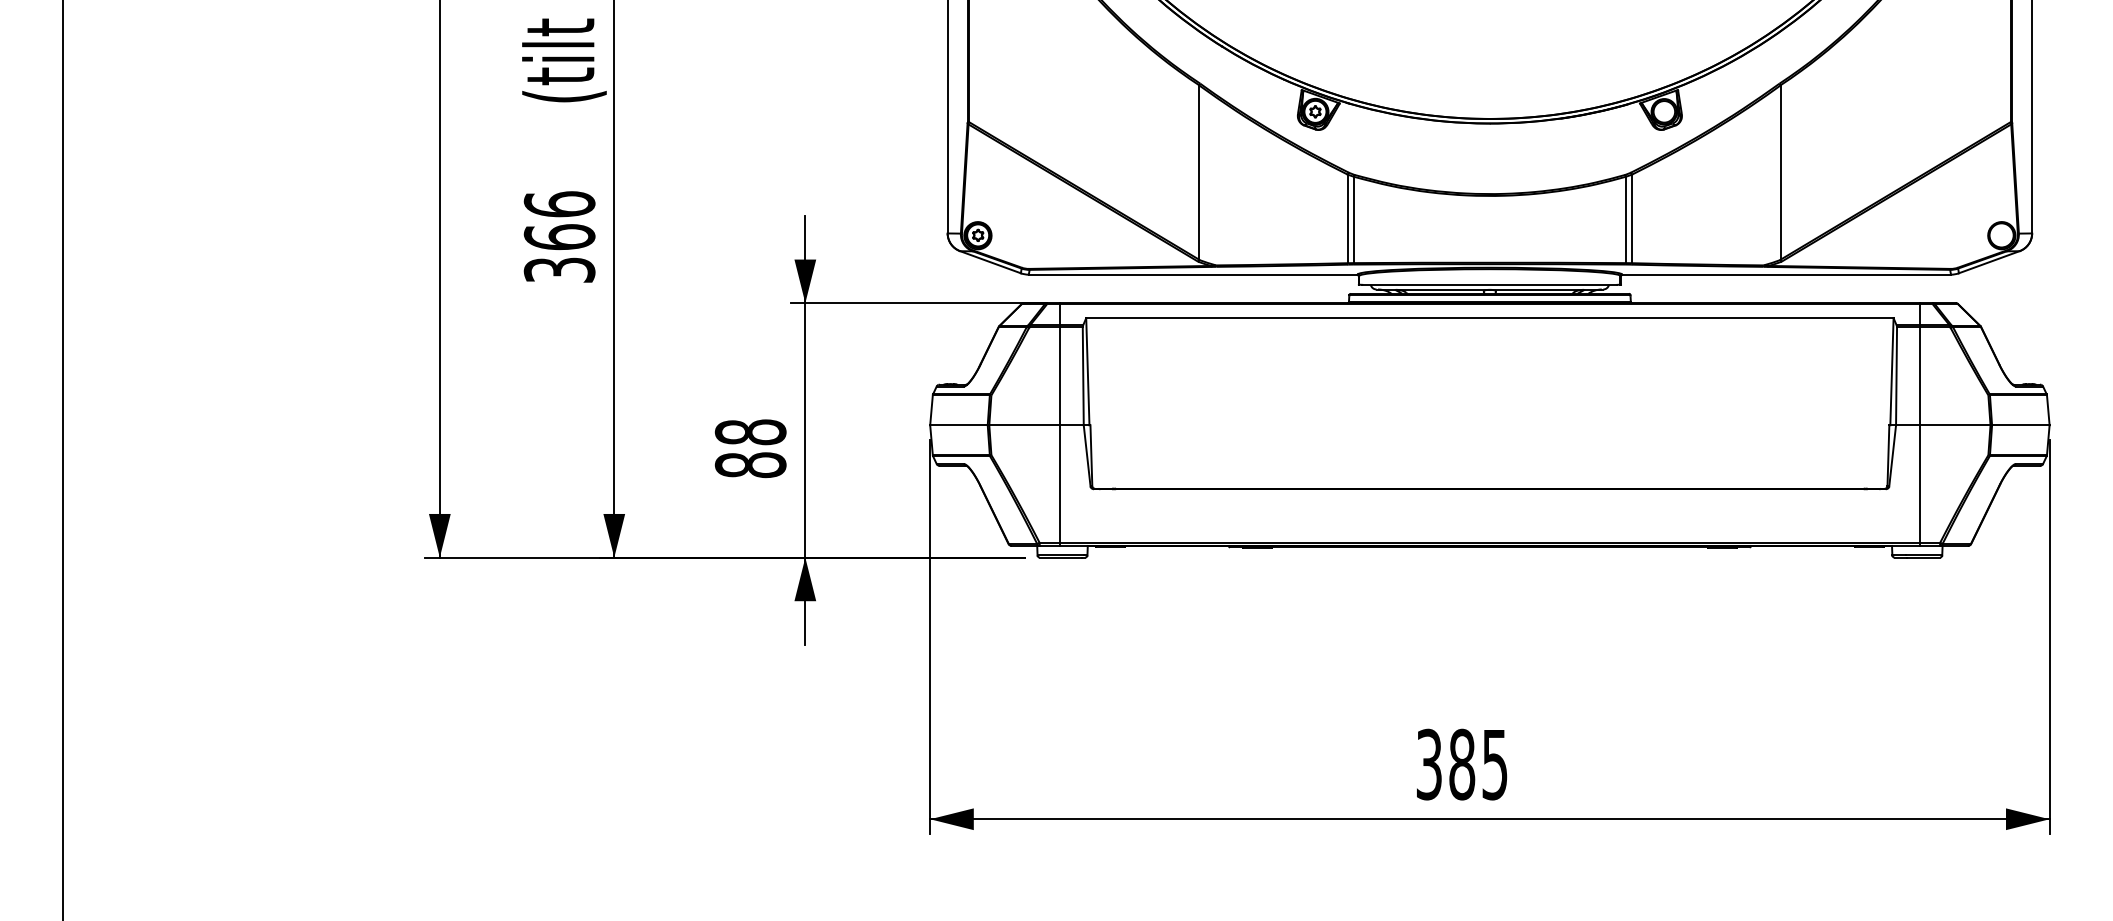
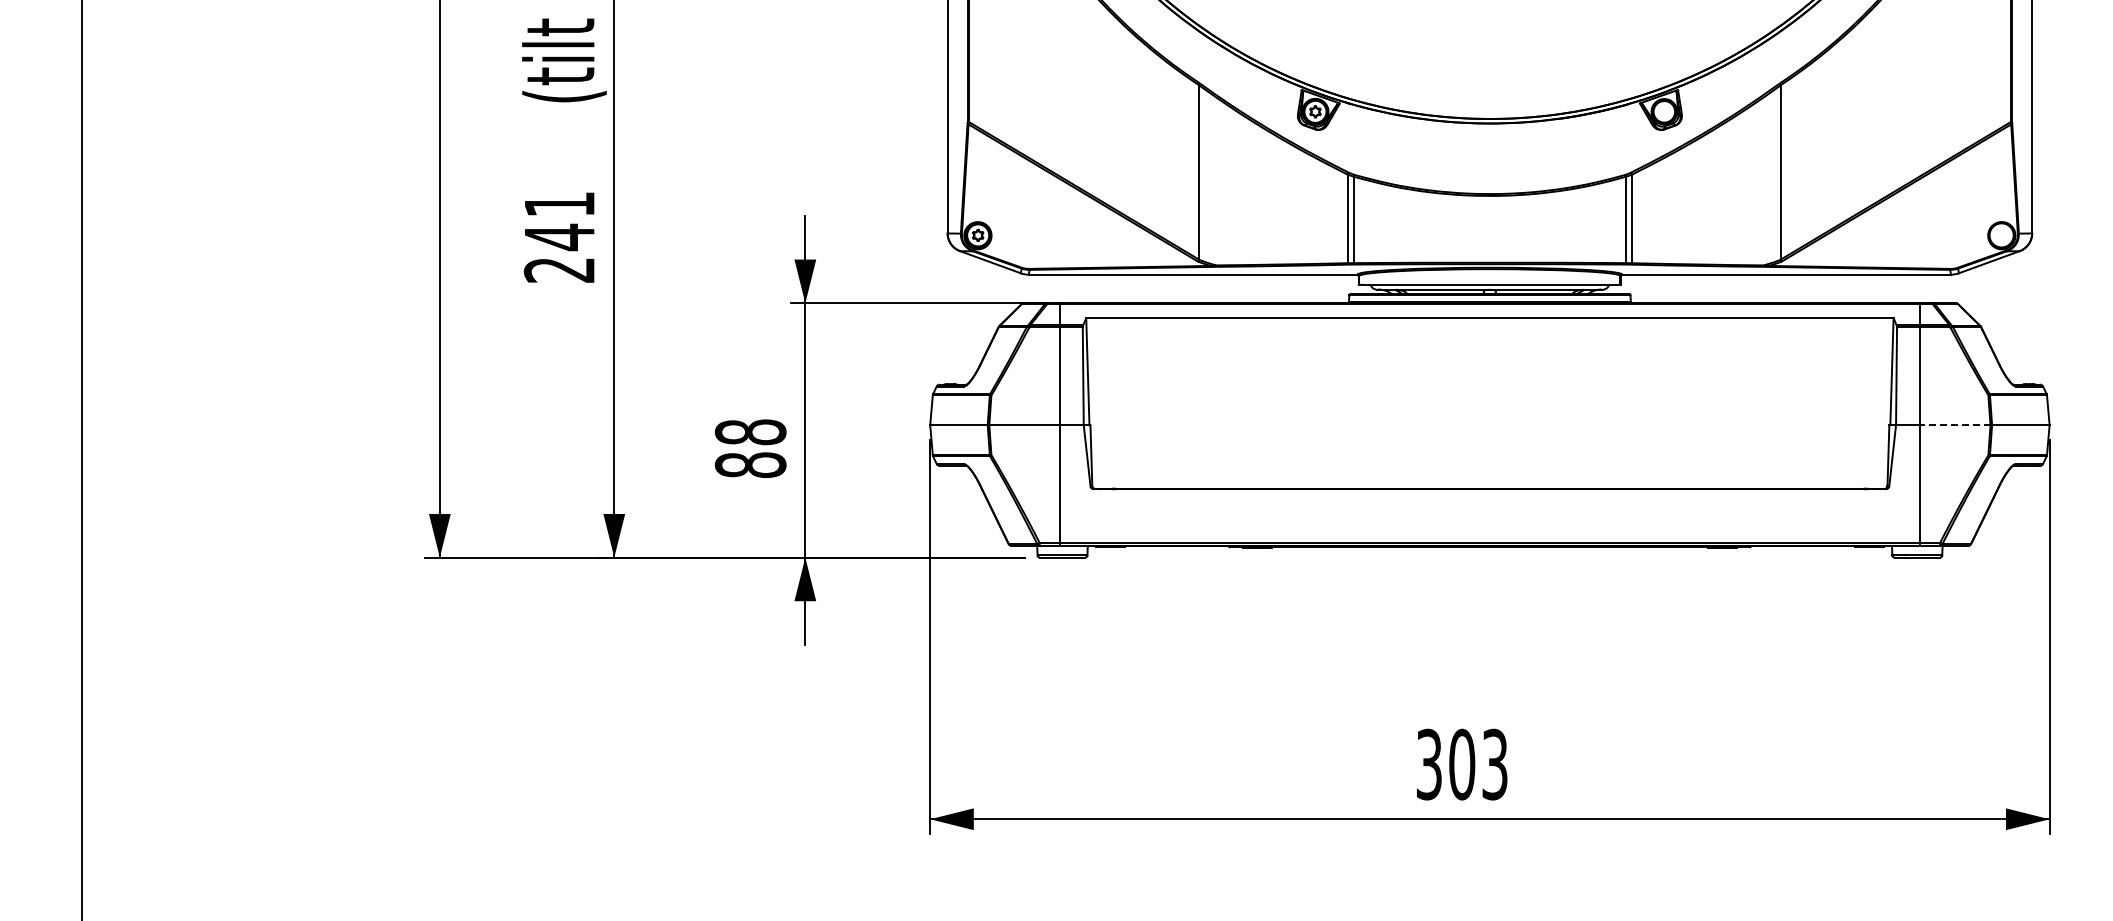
text: 366 -> 241 (559, 236)
line: solid -> dashed (1954, 425)
line position: (63, 459) -> (82, 459) (82, 459)
text: 385 -> 303 (1478, 764)
